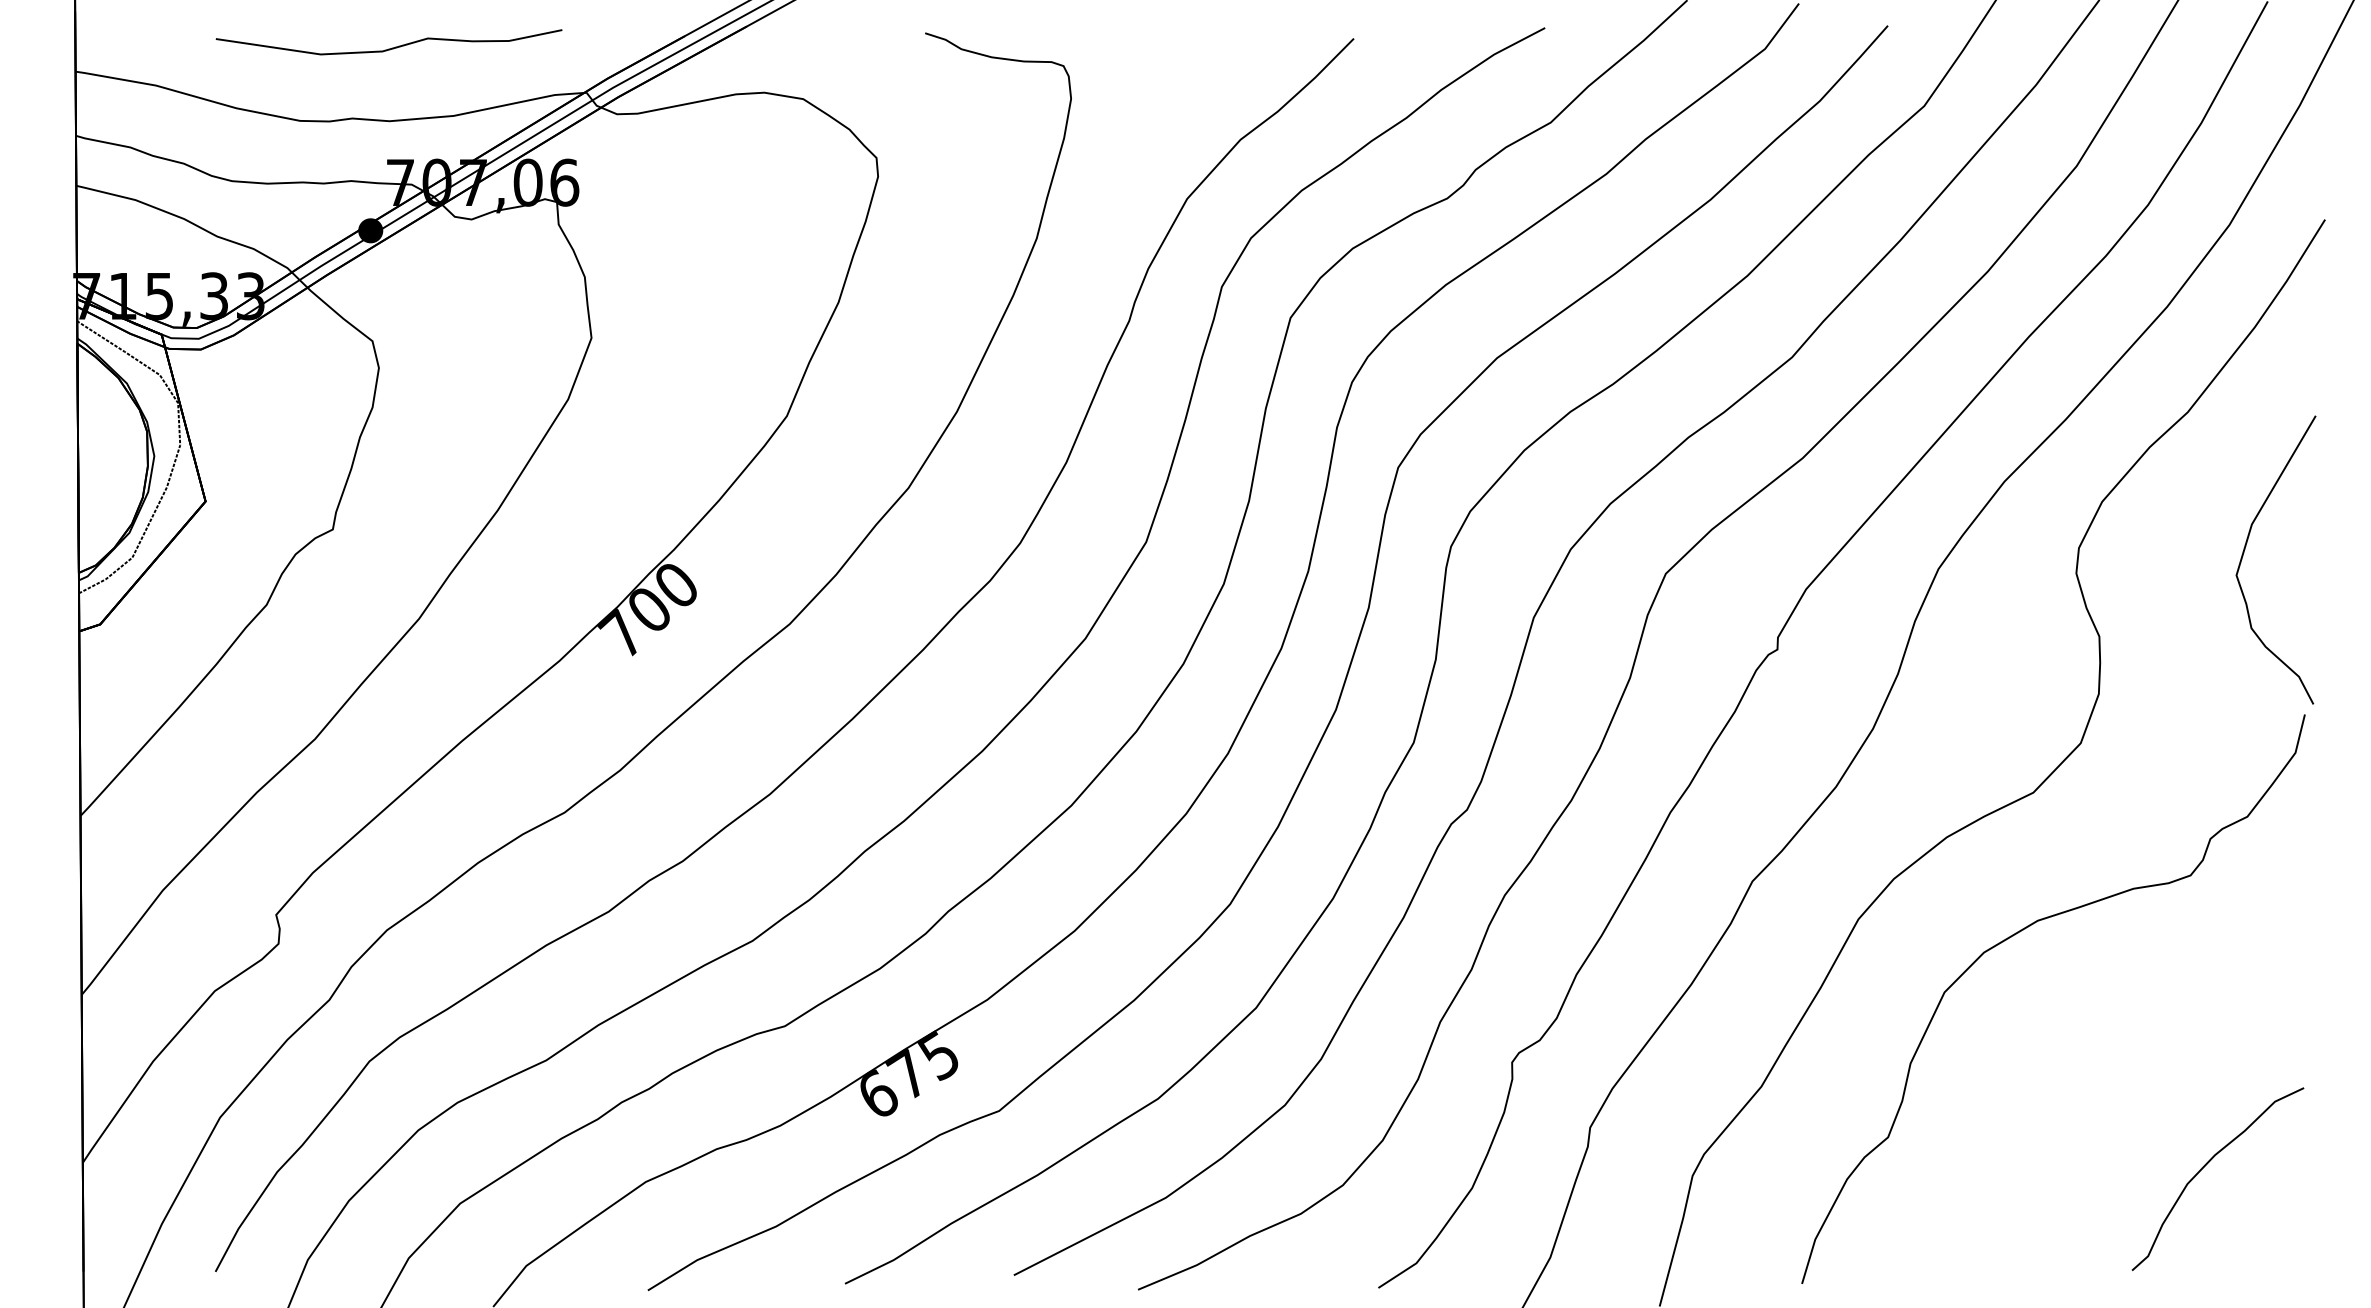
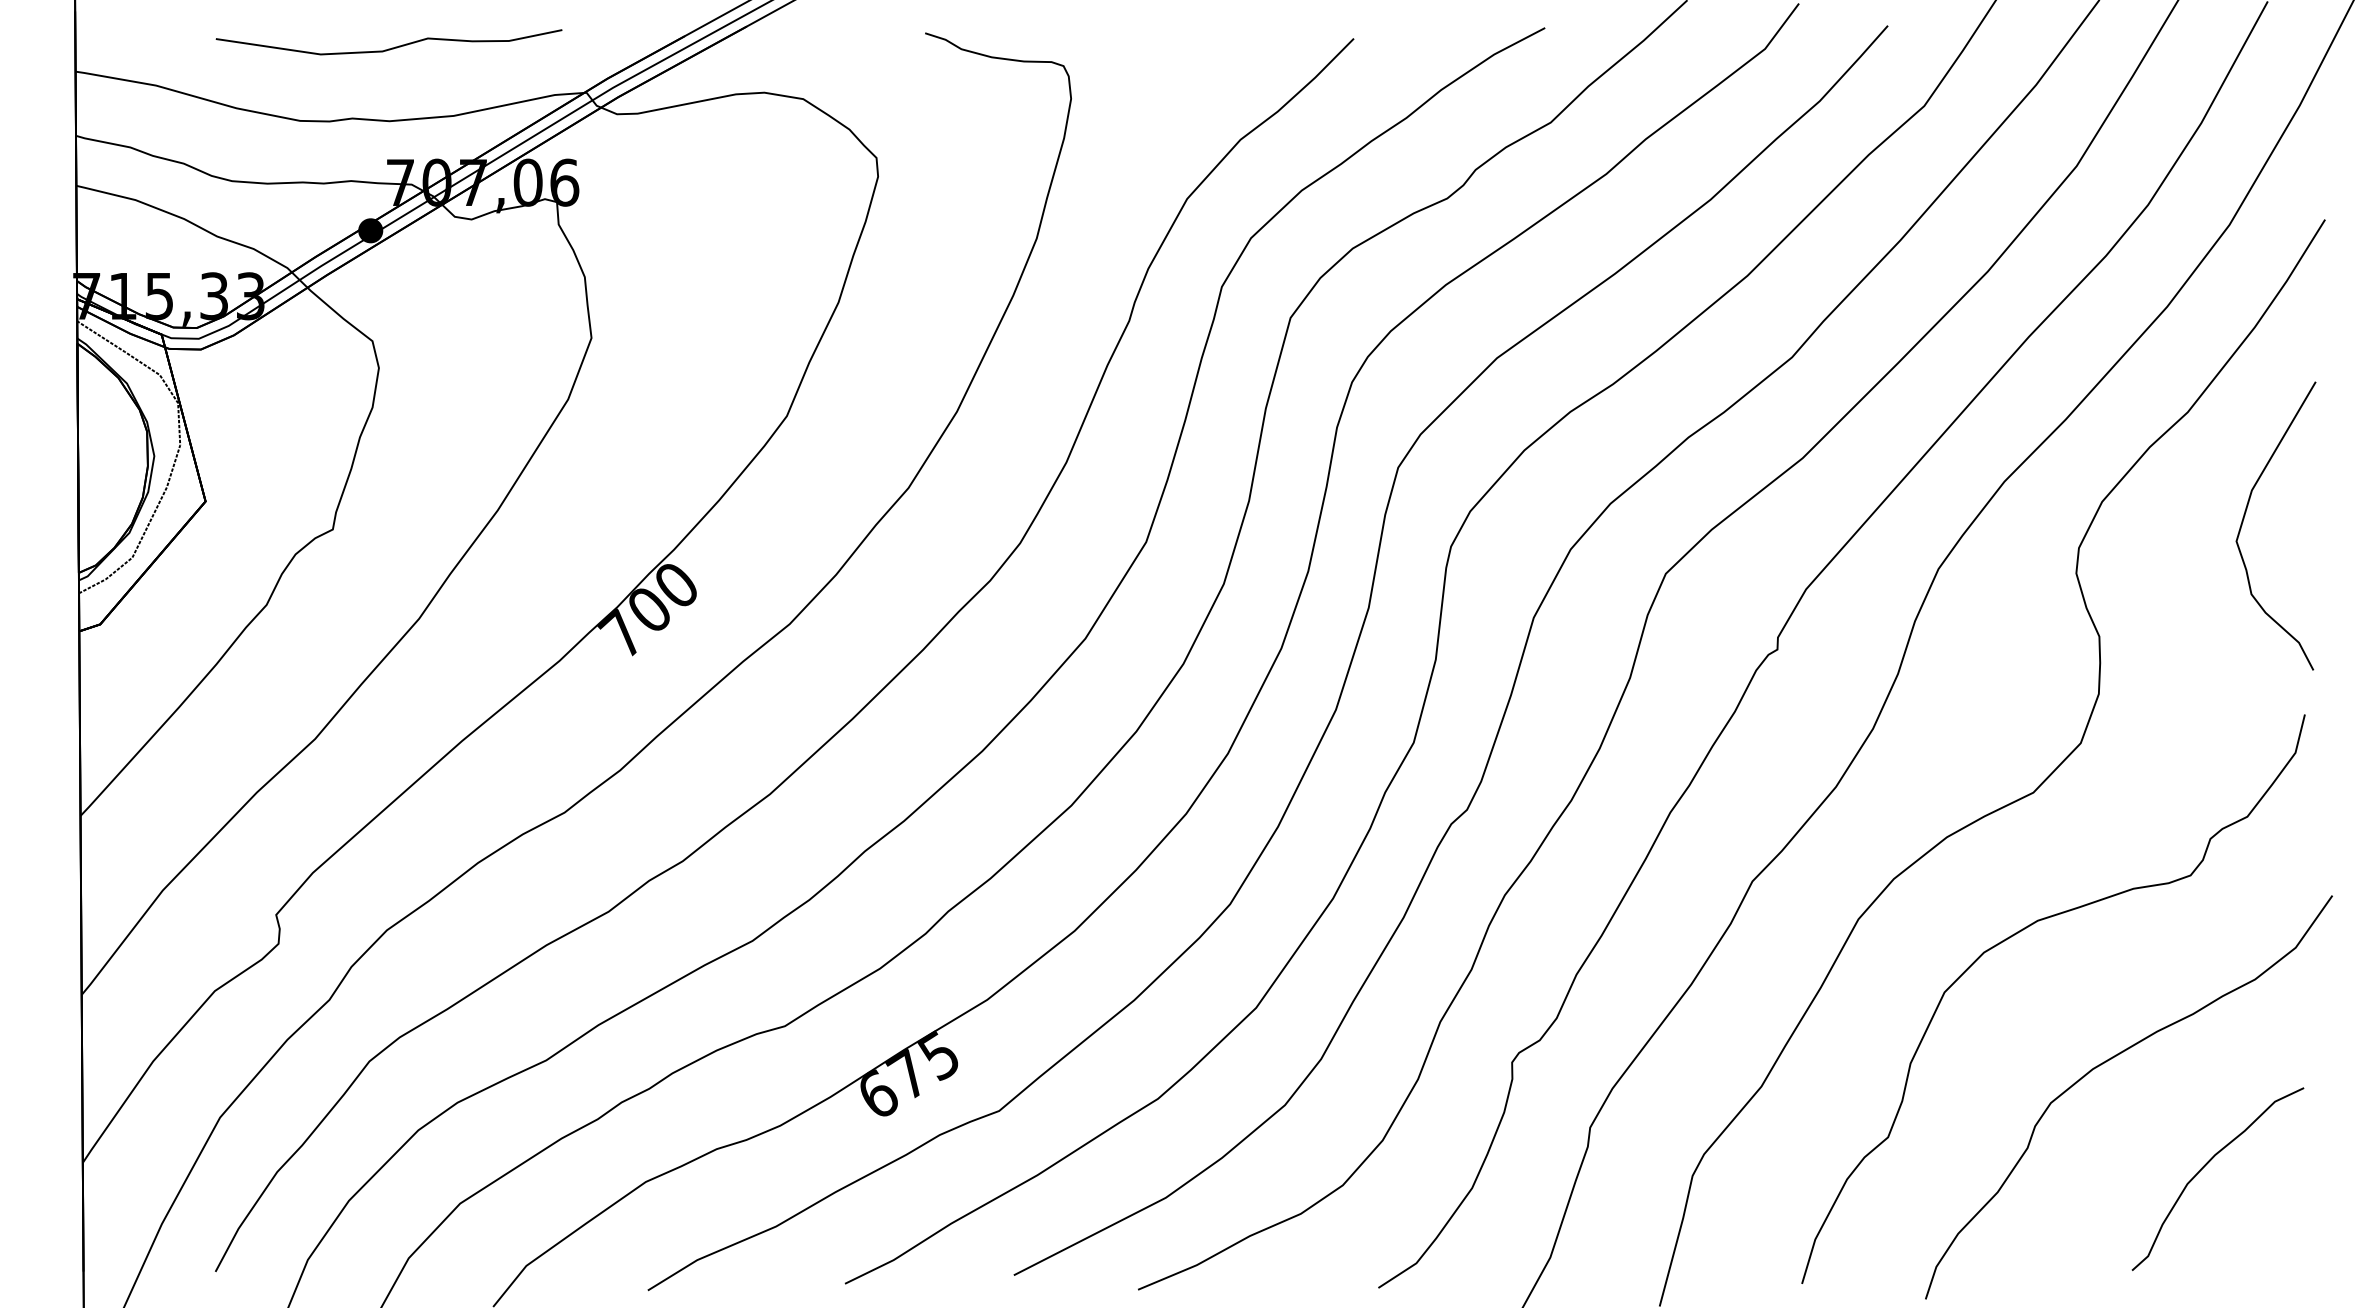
curve position: (2244, 553) -> (2244, 519) (2244, 519)
curve: none -> present (2108, 1061)
